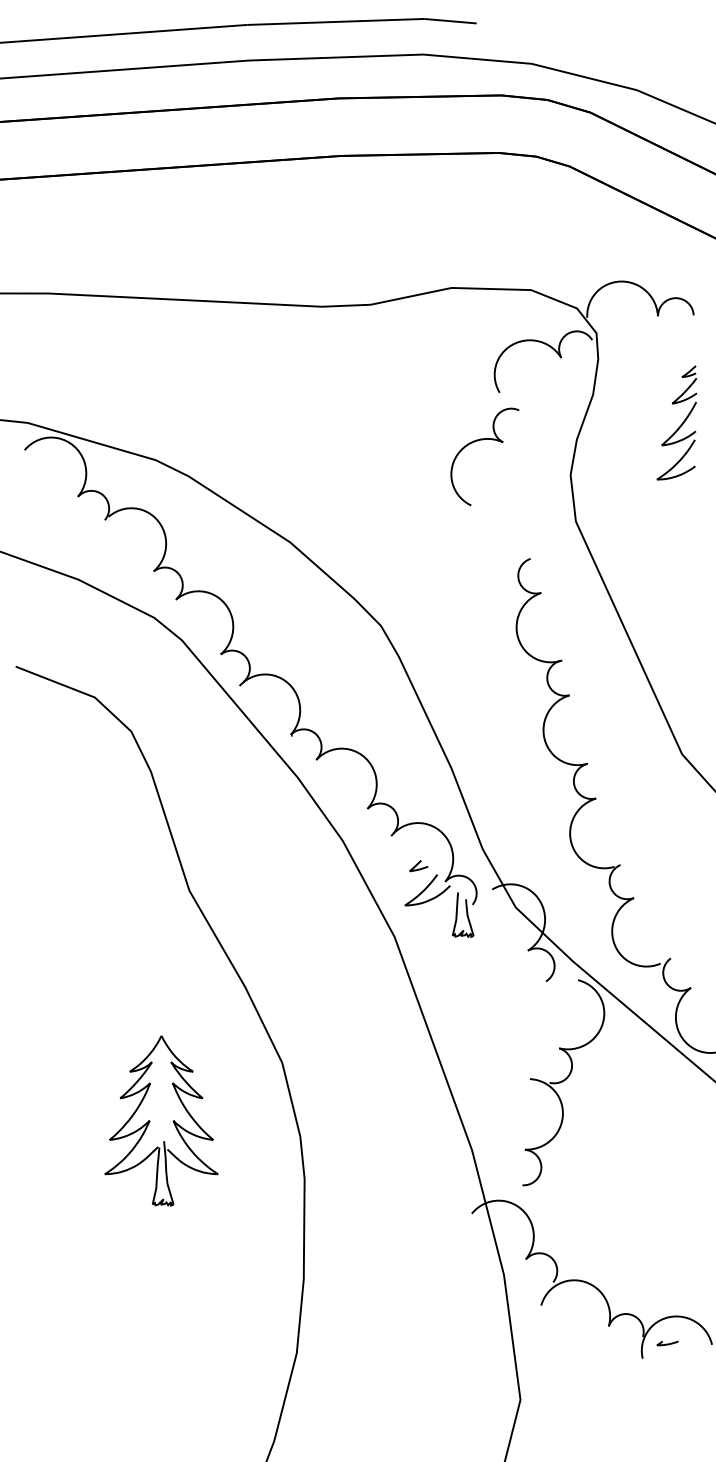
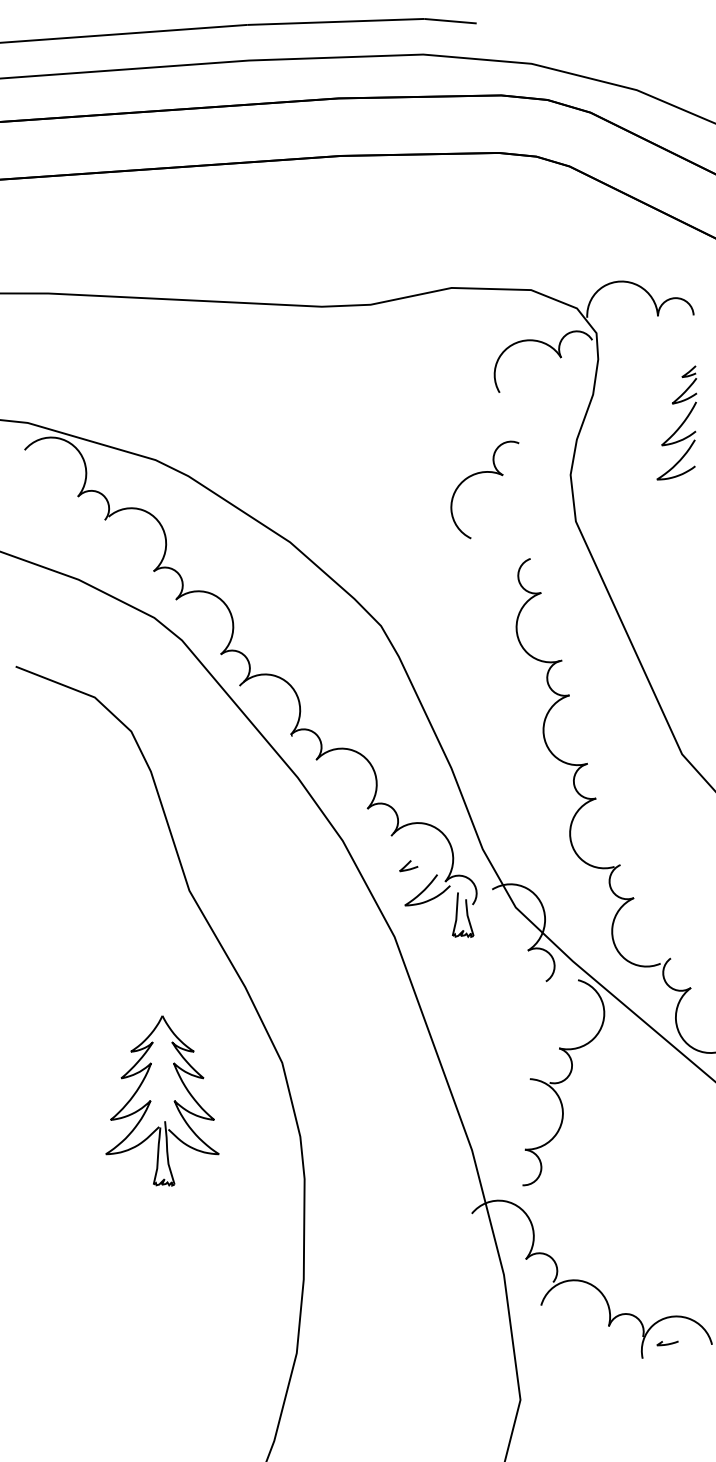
part position: (483, 440) -> (483, 473) (483, 473)
curve position: (417, 865) -> (407, 865) (407, 865)
part position: (150, 1121) -> (151, 1101) (151, 1101)
